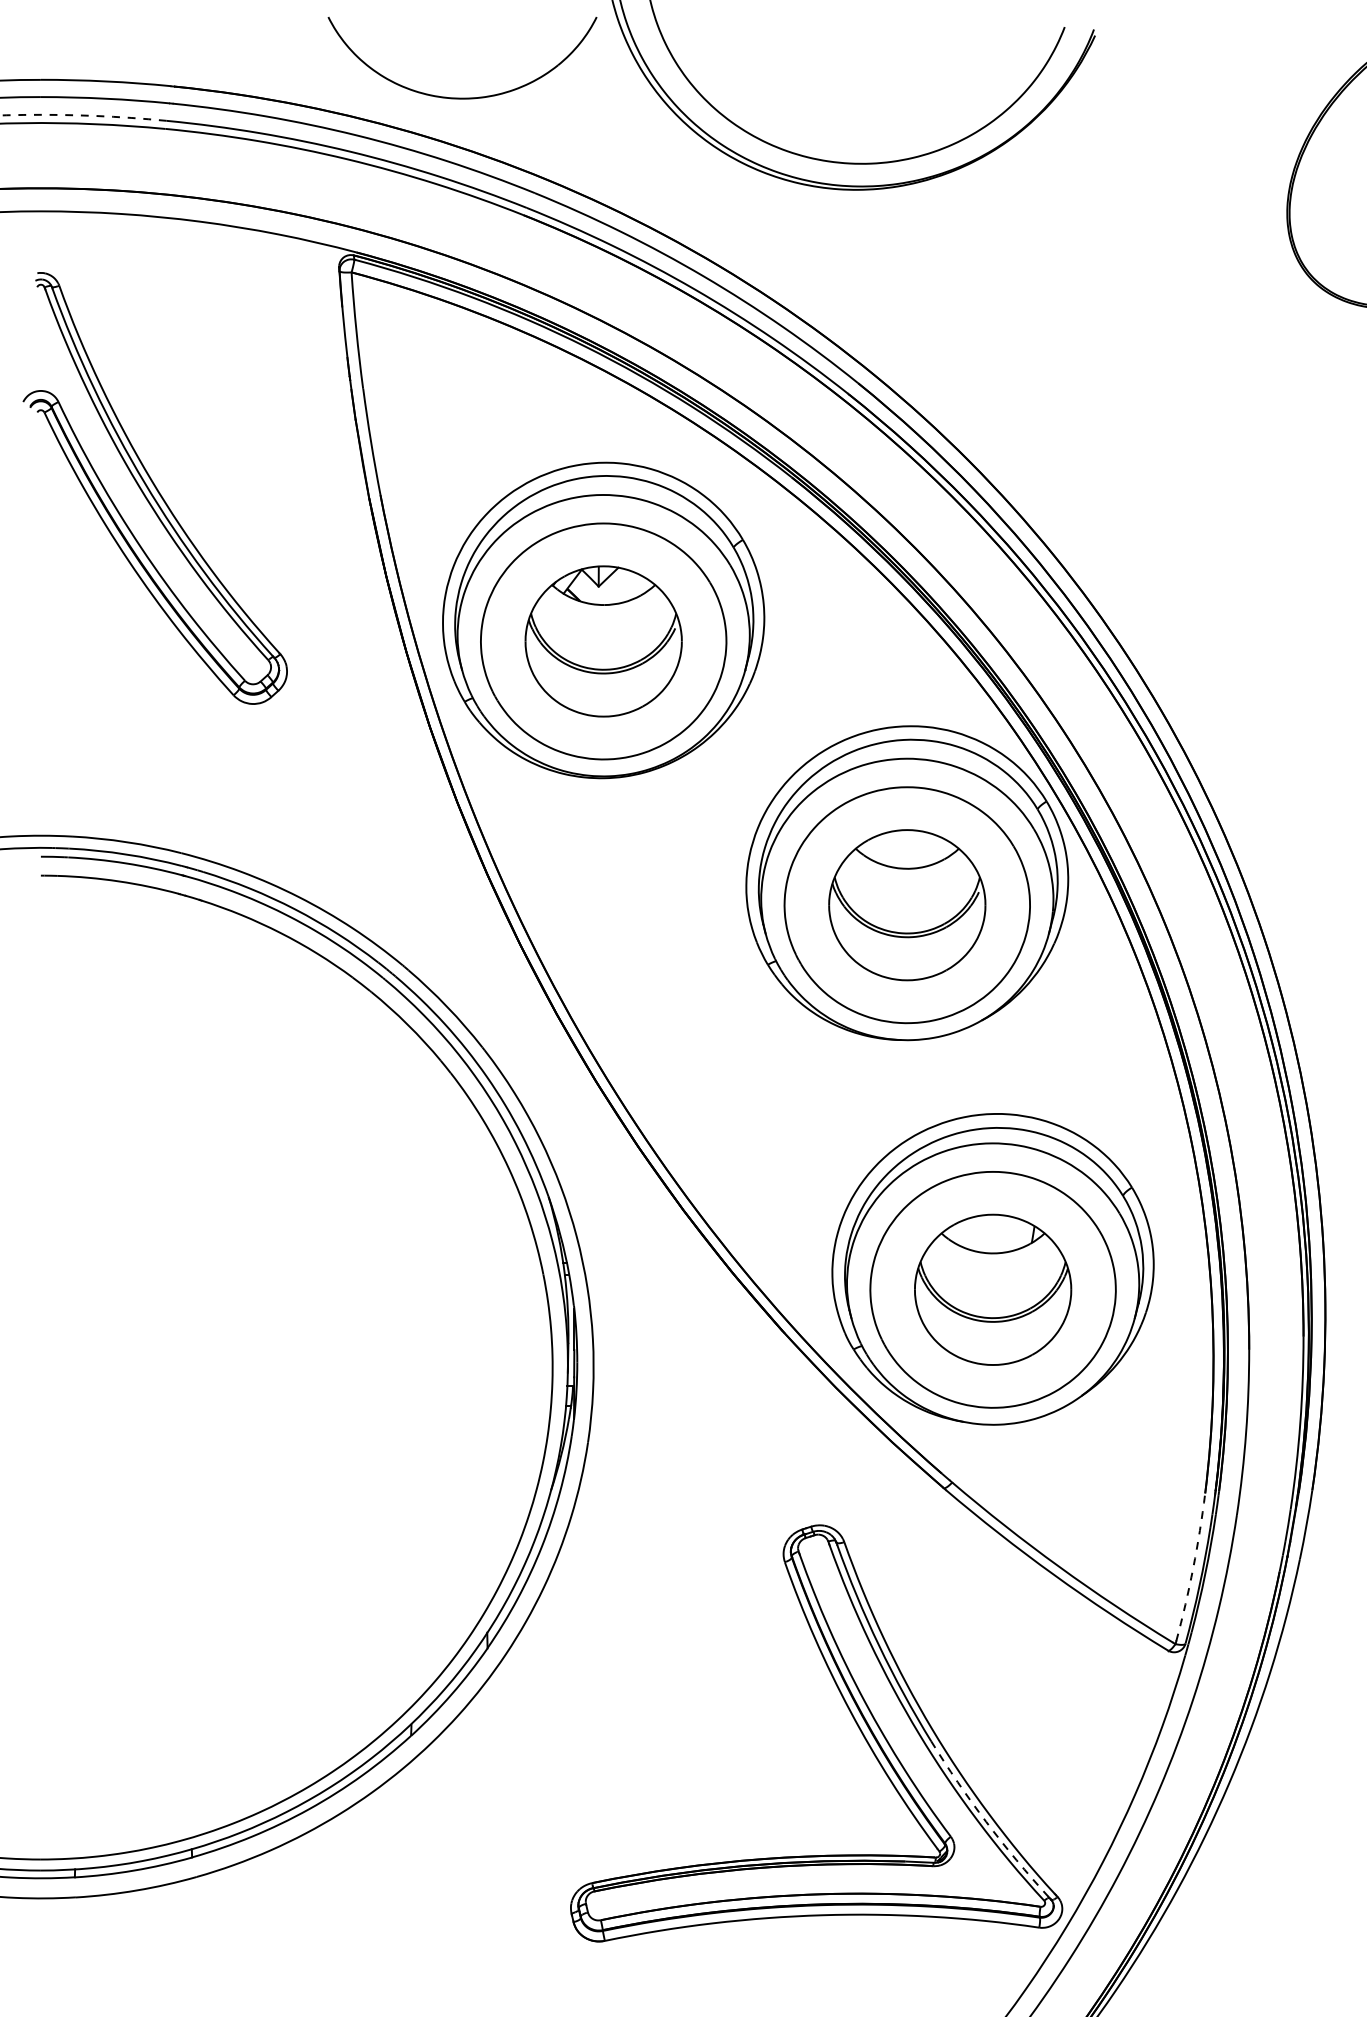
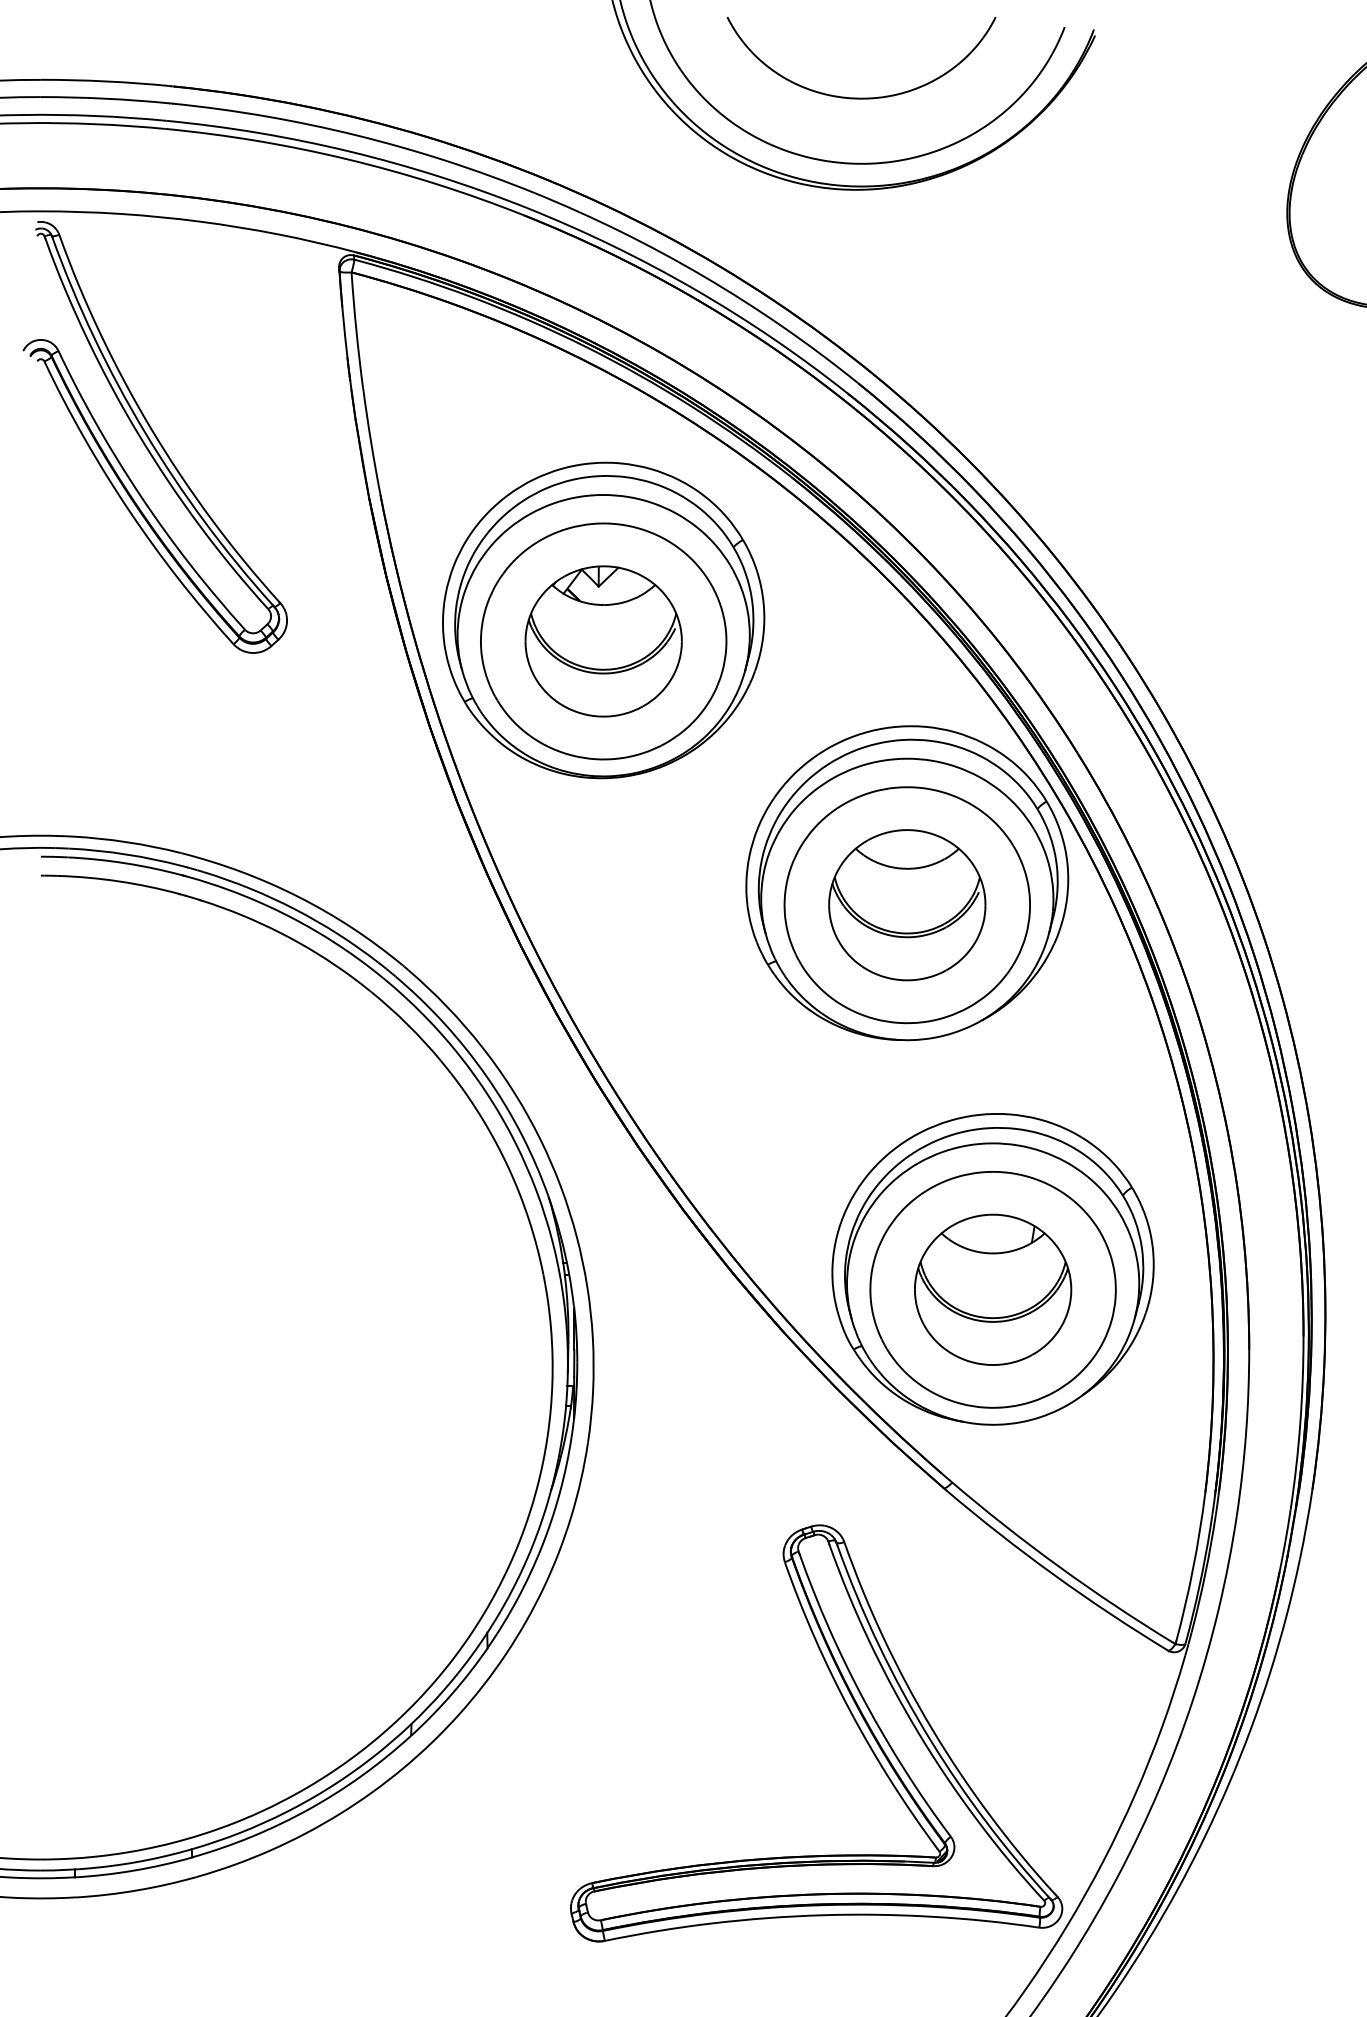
part position: (462, 97) -> (861, 97) (861, 97)
arc: dashed -> solid (83, 115)
part position: (154, 488) -> (154, 437) (154, 437)
arc: dashed -> solid (1193, 1567)
arc: dashed -> solid (986, 1821)
